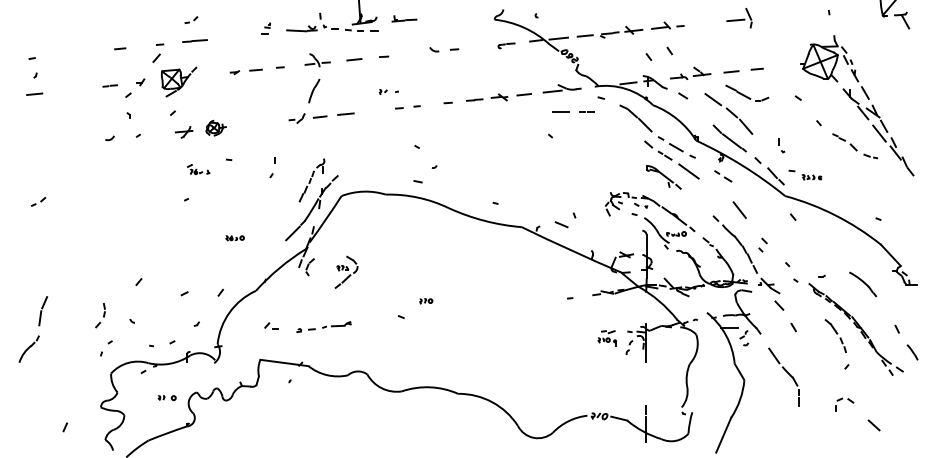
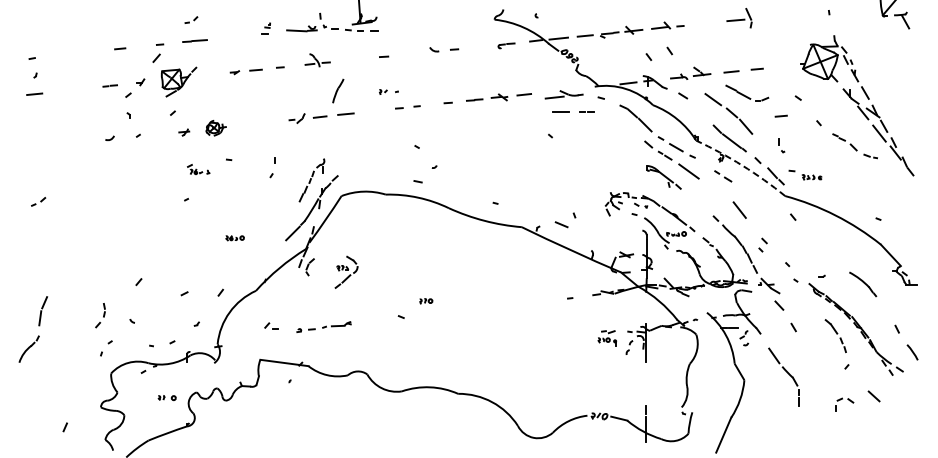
part: present -> none (404, 18)
line: present -> none (354, 59)
part position: (561, 88) -> (563, 94) (563, 94)
part position: (314, 90) -> (338, 90) (338, 90)
line: none -> present (780, 115)
part size: 19x13 px -> 13x9 px (184, 132)
arc: solid -> dashed (742, 165)
line position: (873, 425) -> (873, 396) (873, 396)
